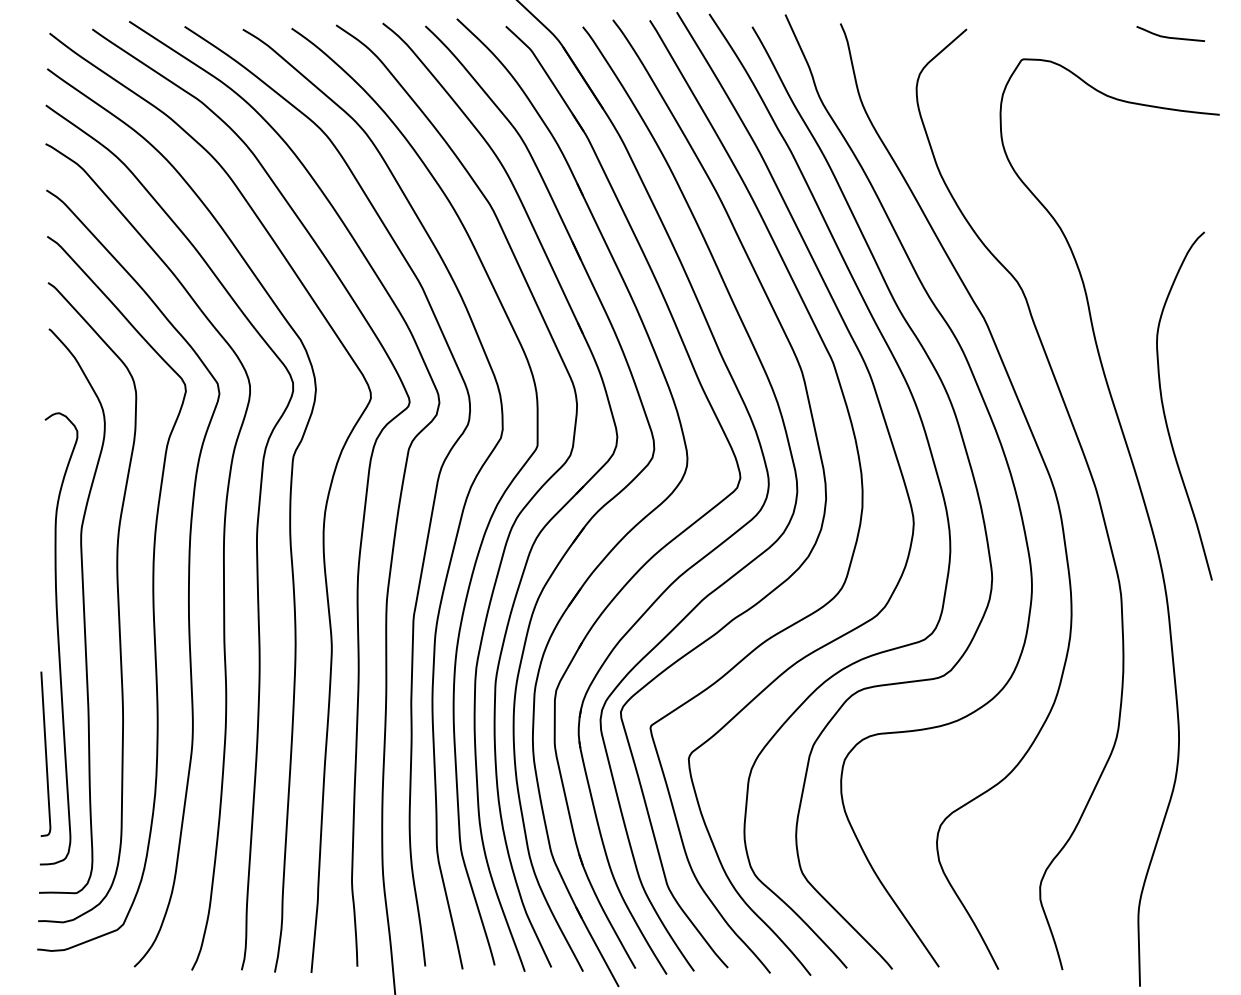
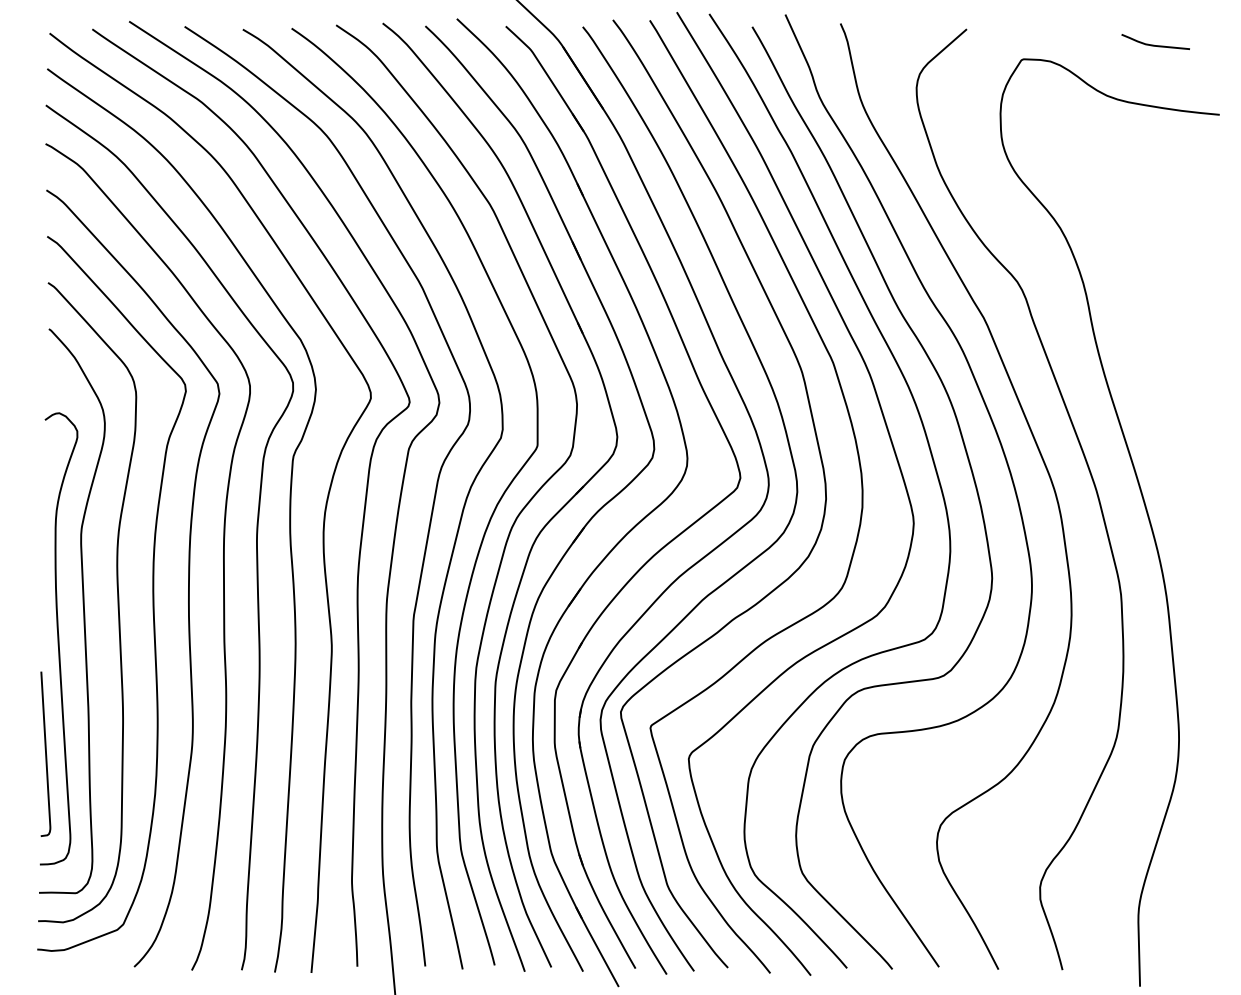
curve position: (1169, 36) -> (1154, 44) (1154, 44)
curve: present -> none (1164, 408)
